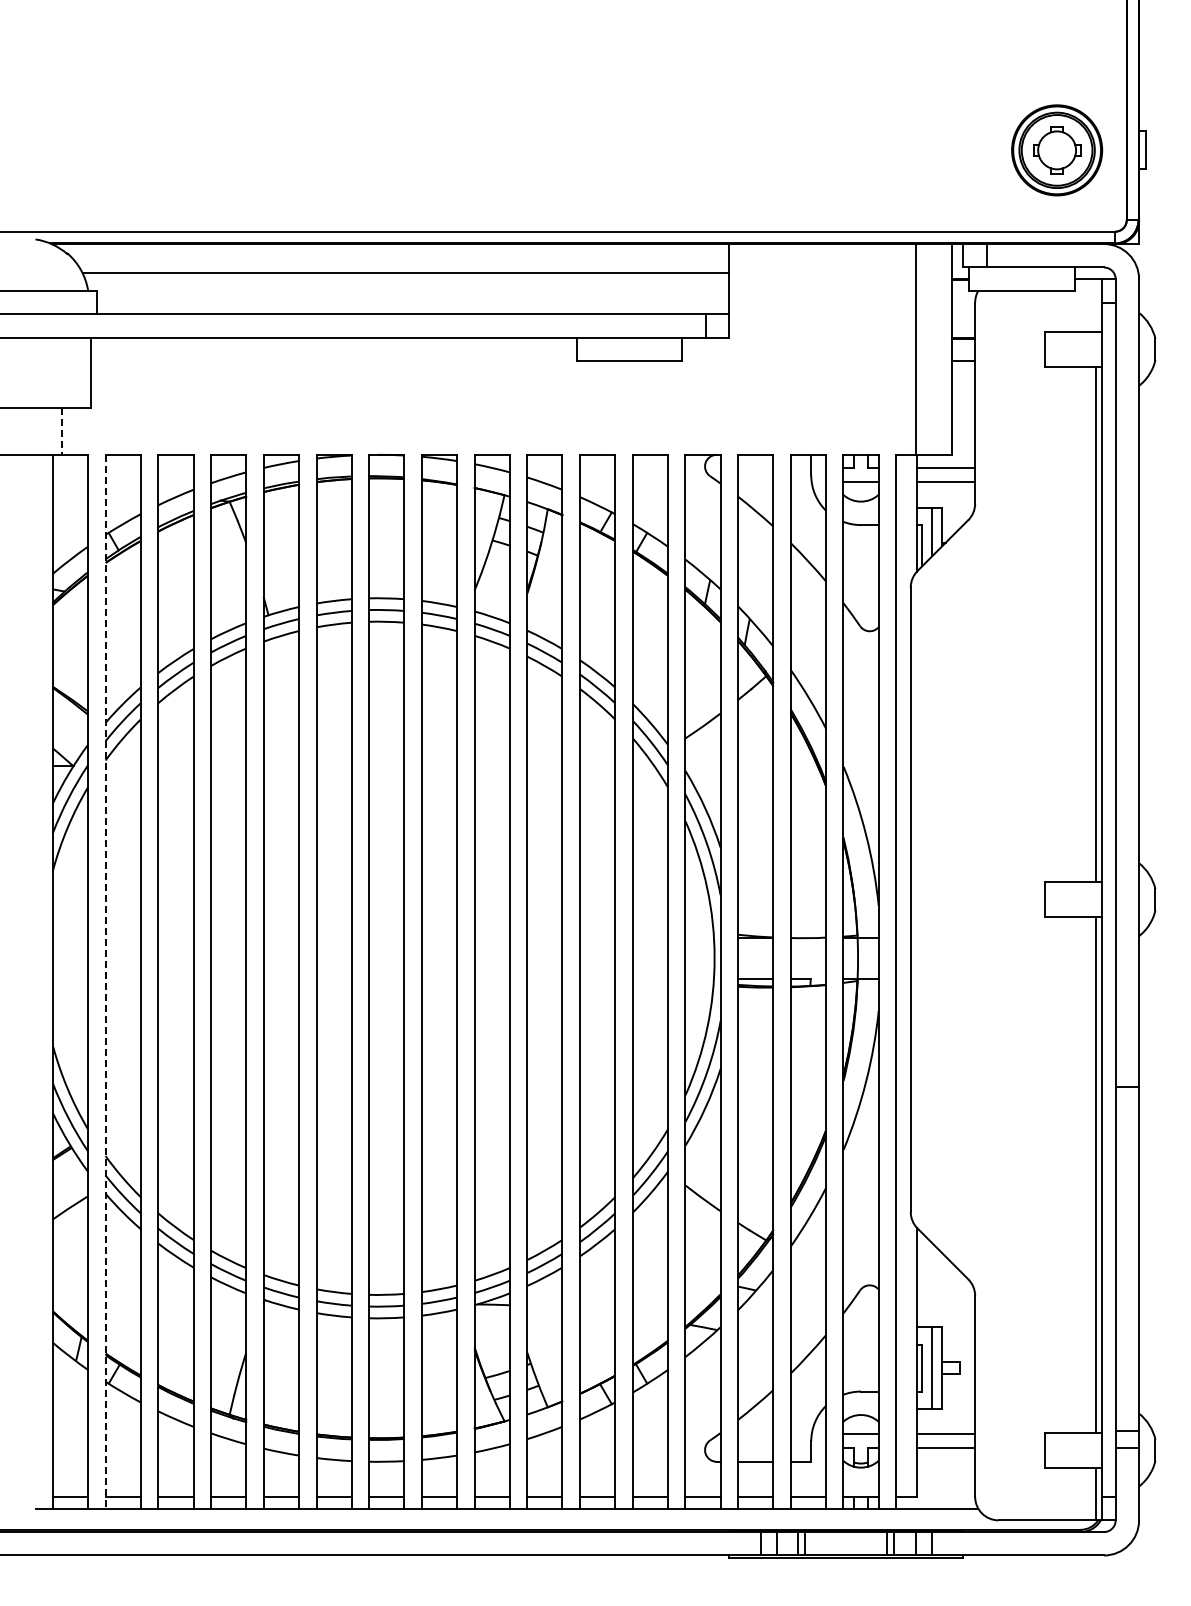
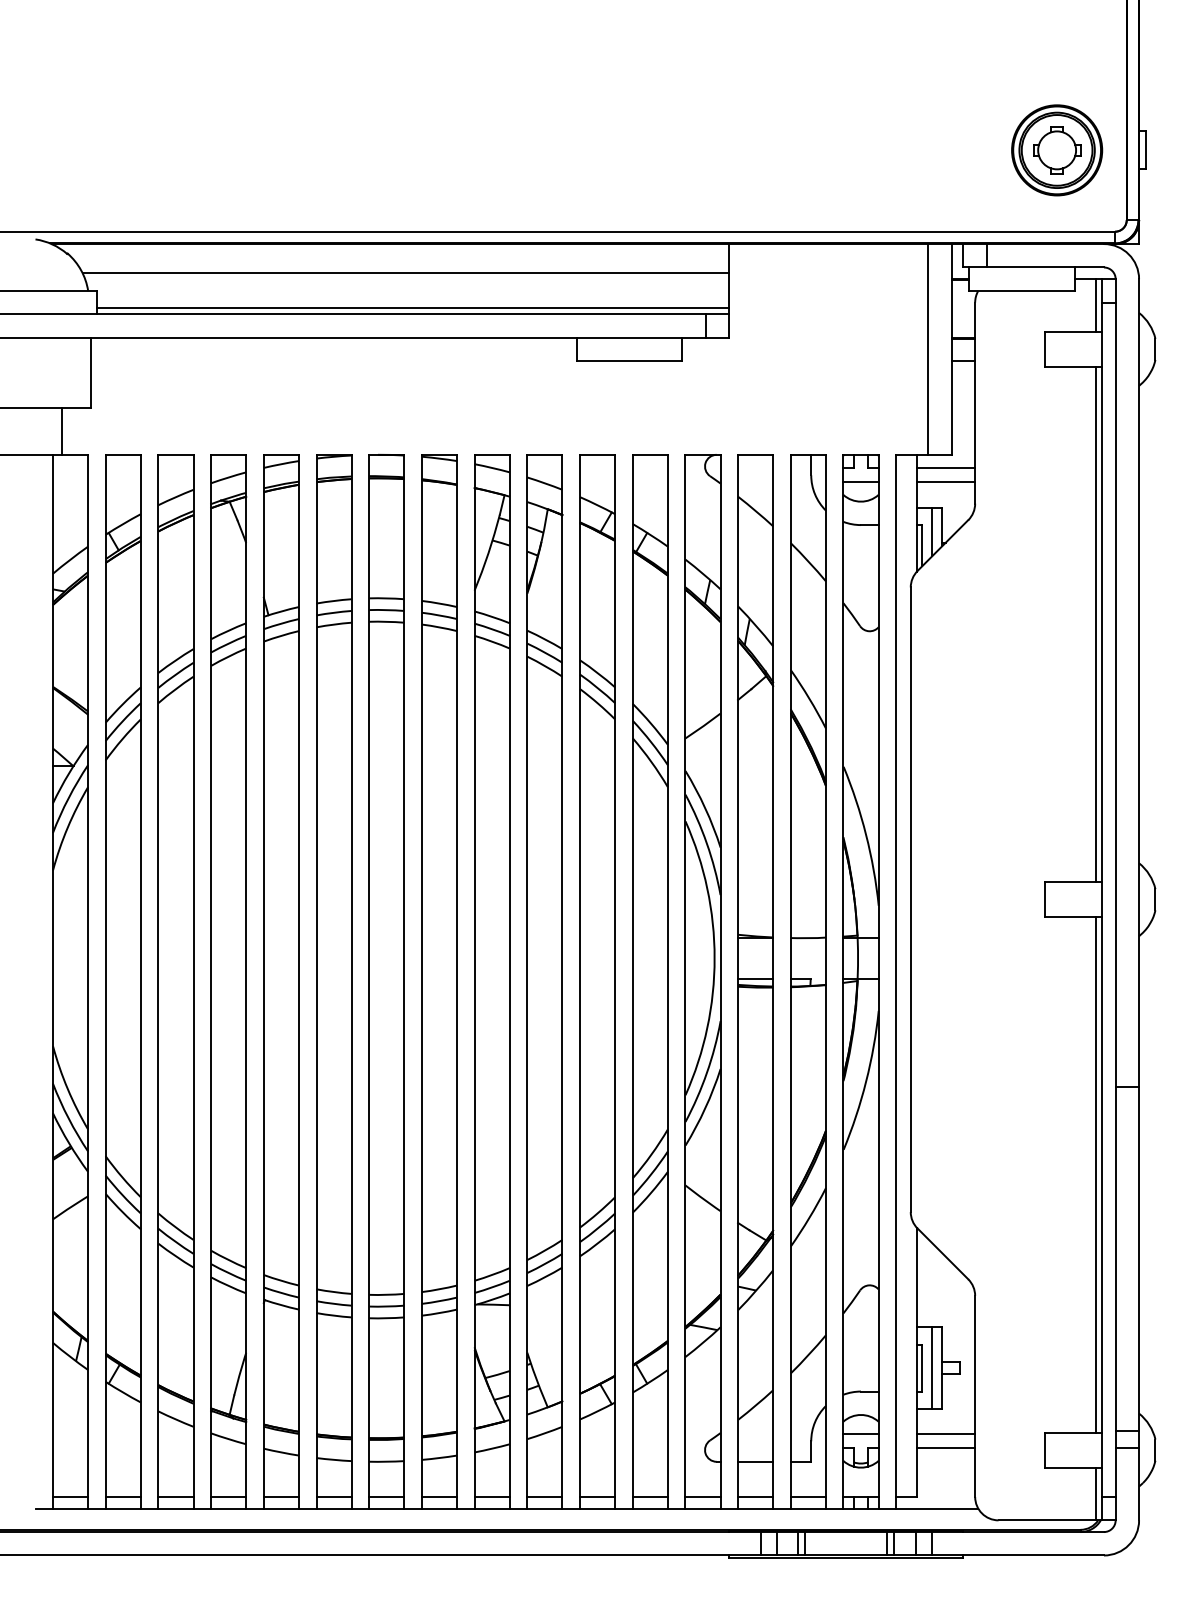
line: none -> present (1095, 305)
line: none -> present (412, 308)
line position: (916, 349) -> (928, 349) (928, 349)
line: dashed -> solid (61, 431)
line: dashed -> solid (105, 981)
